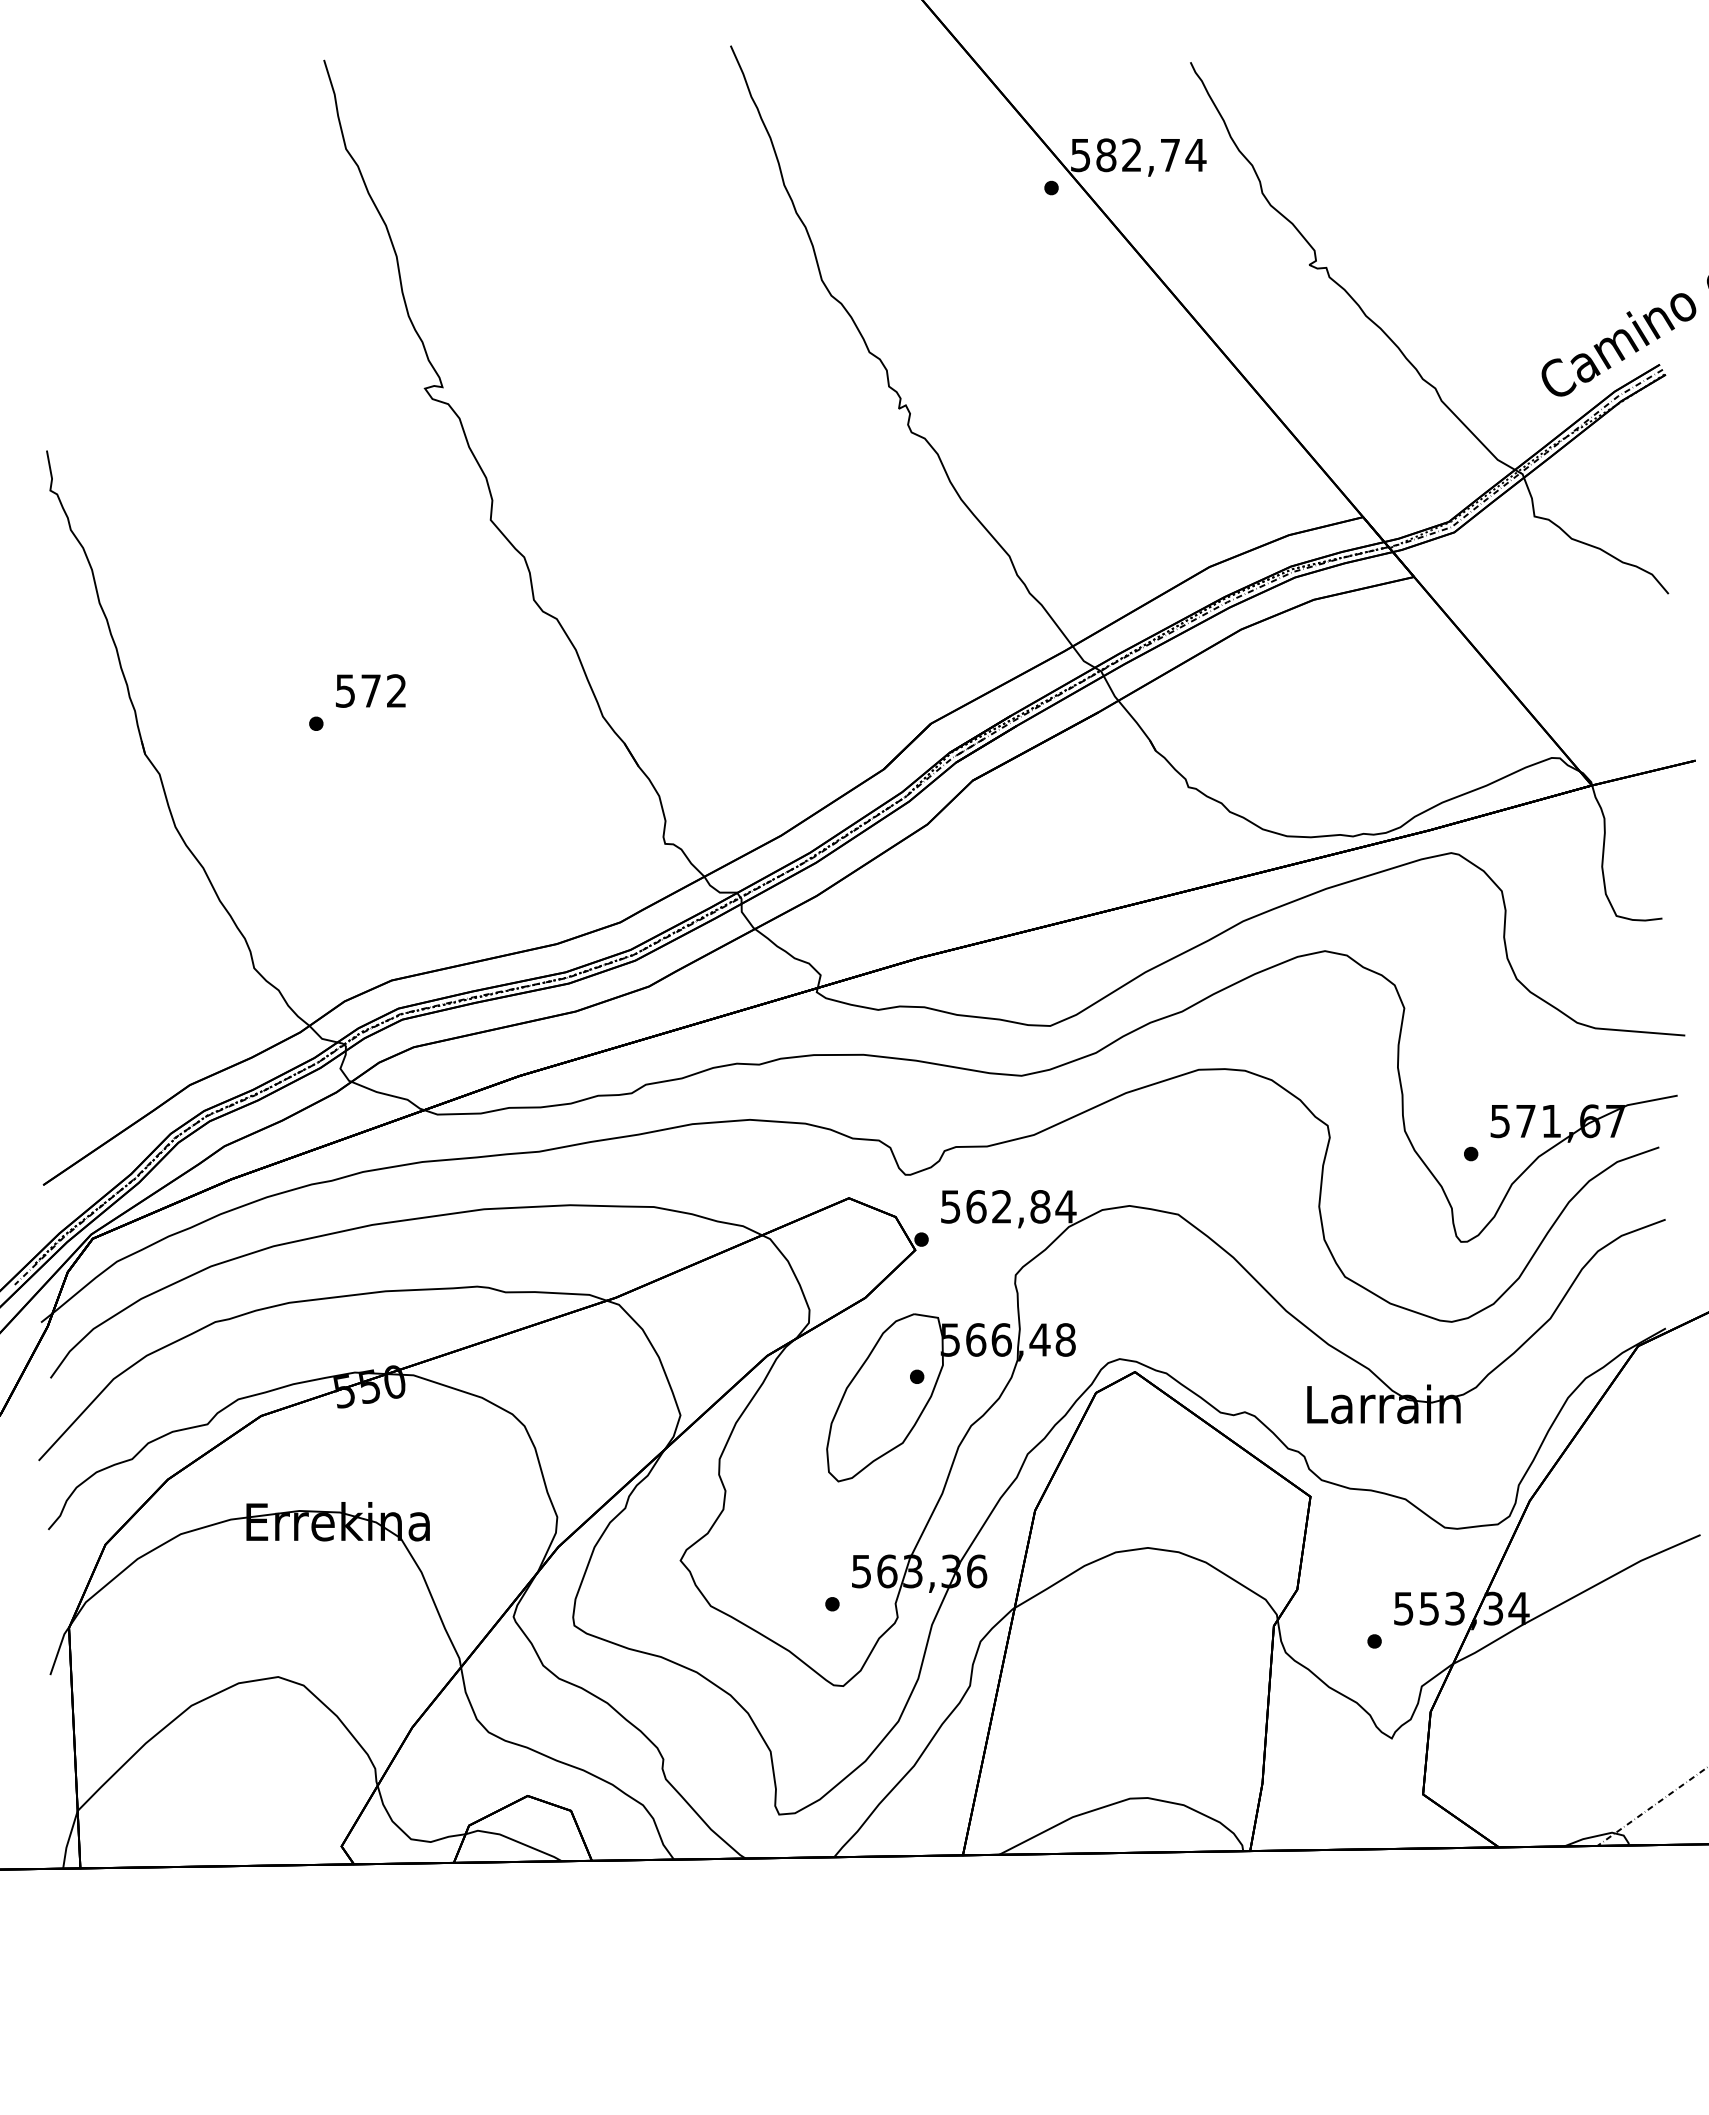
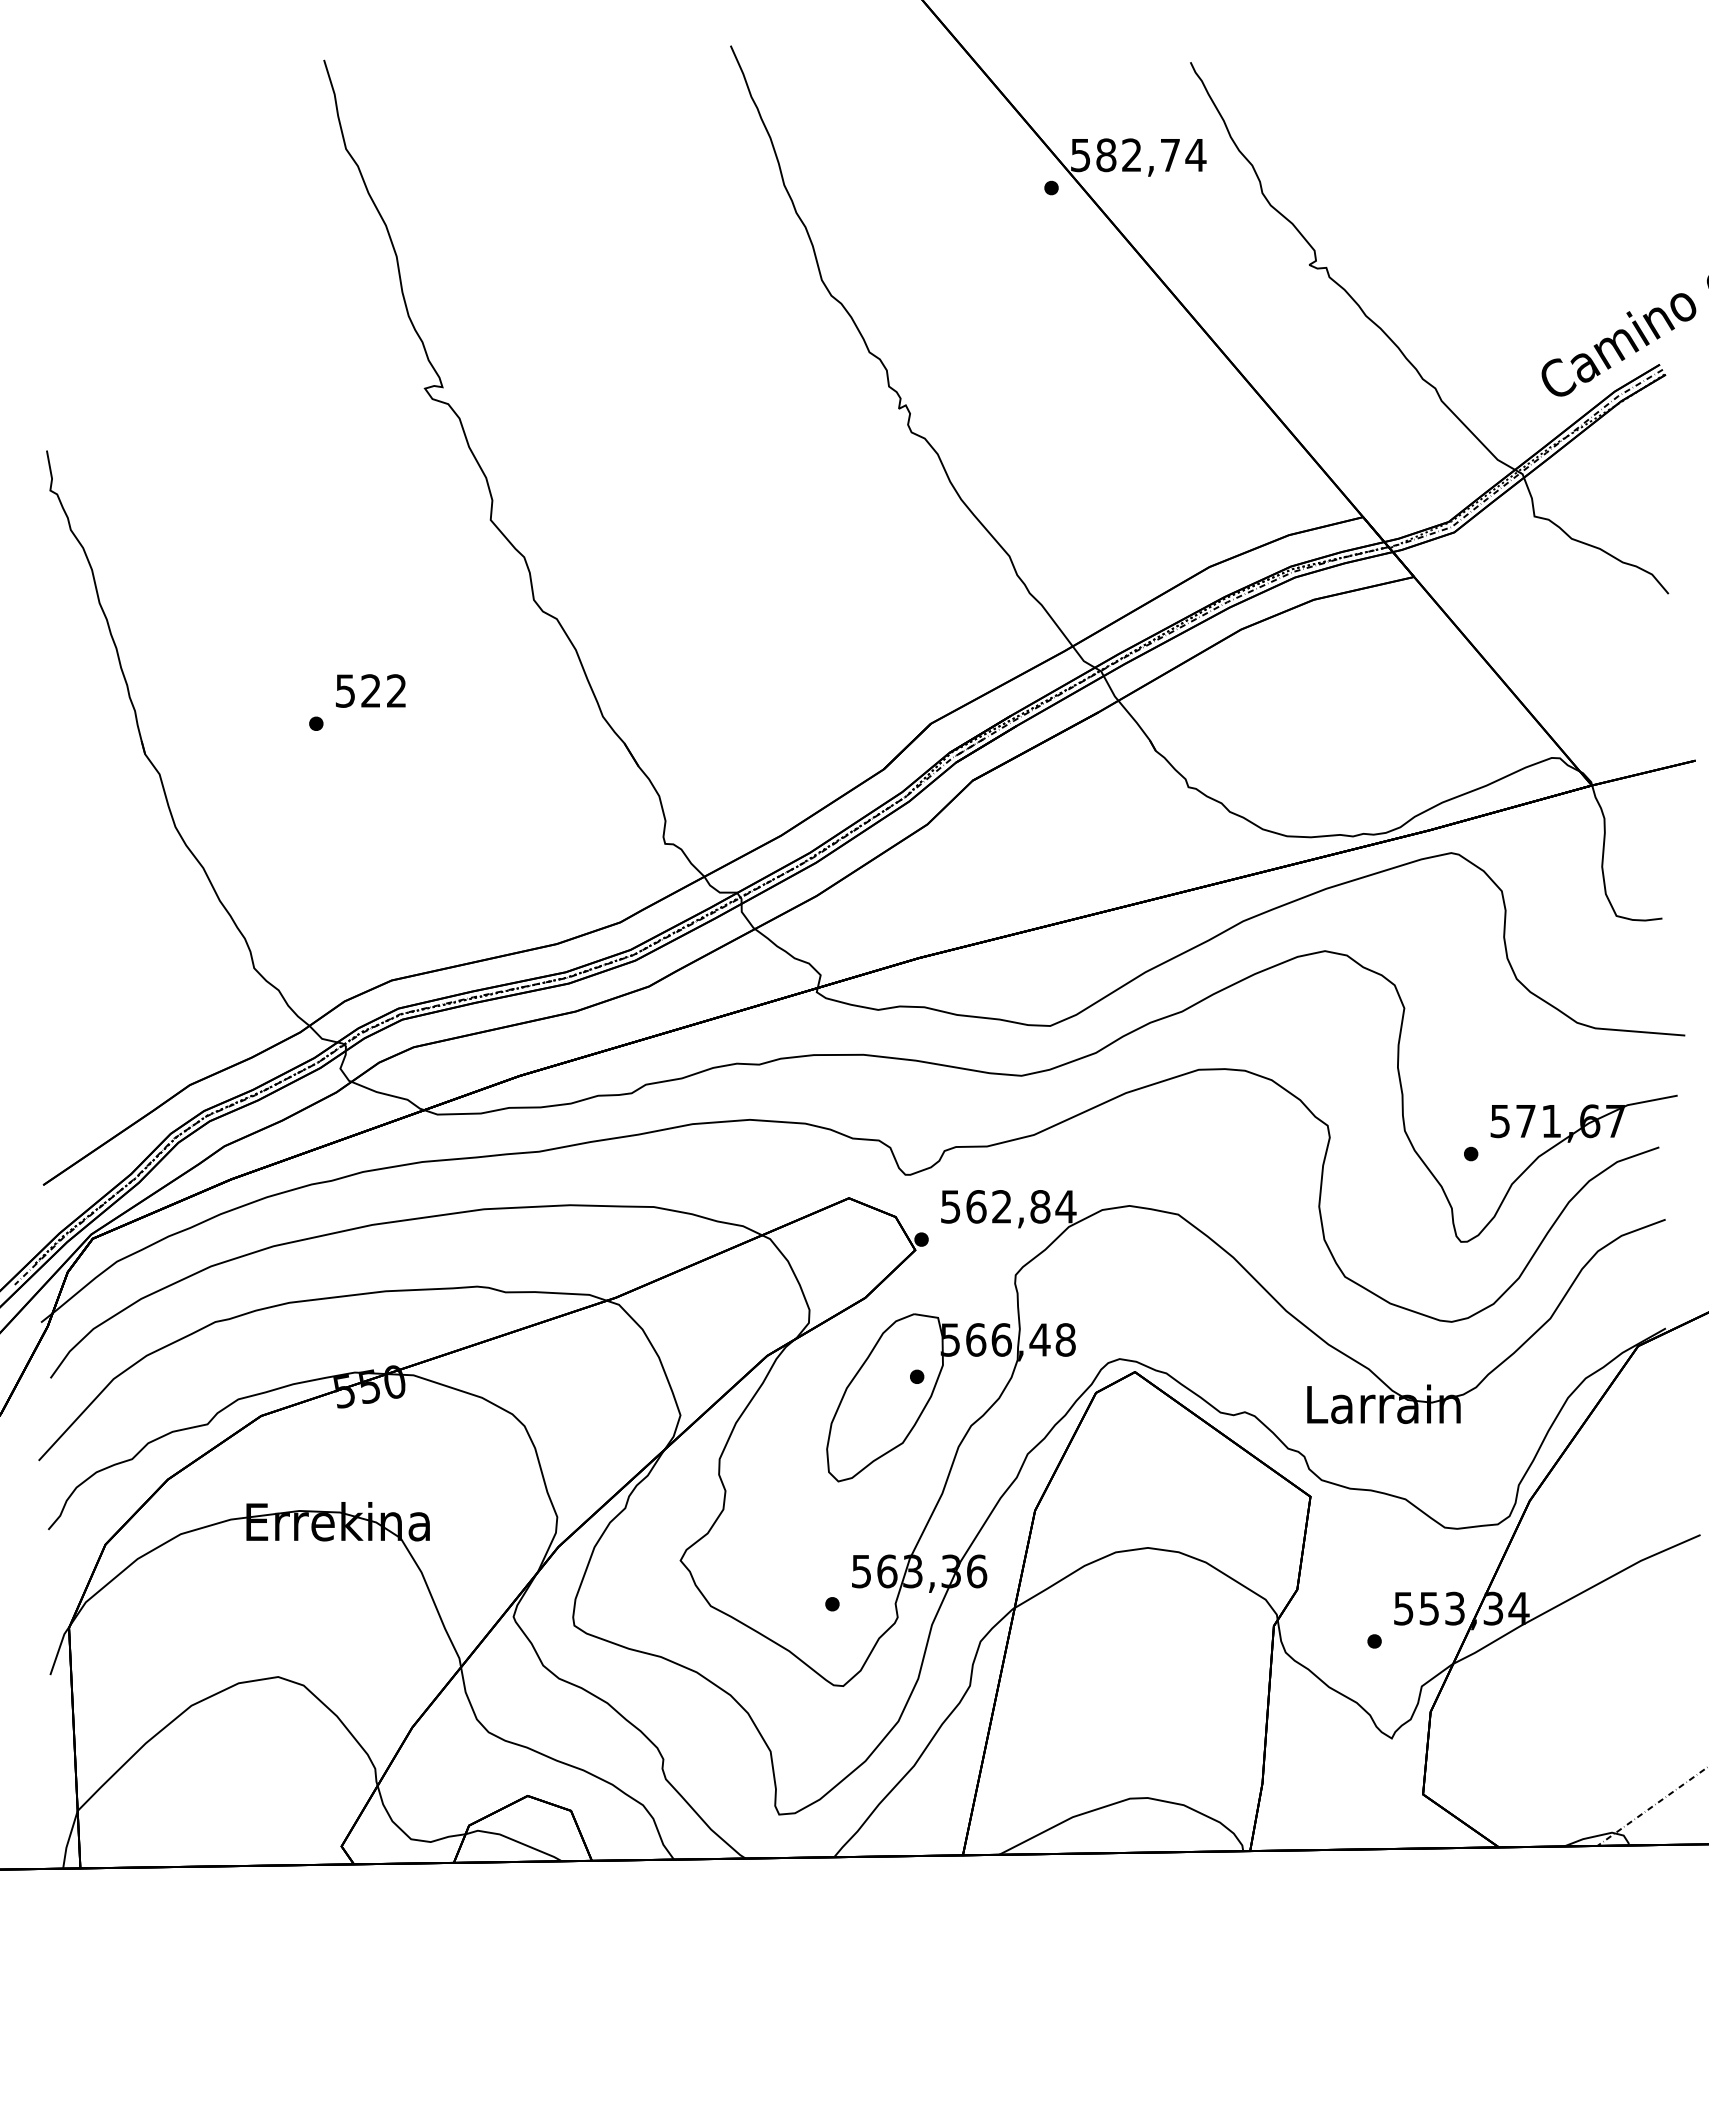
text: 572 -> 522 (370, 690)
